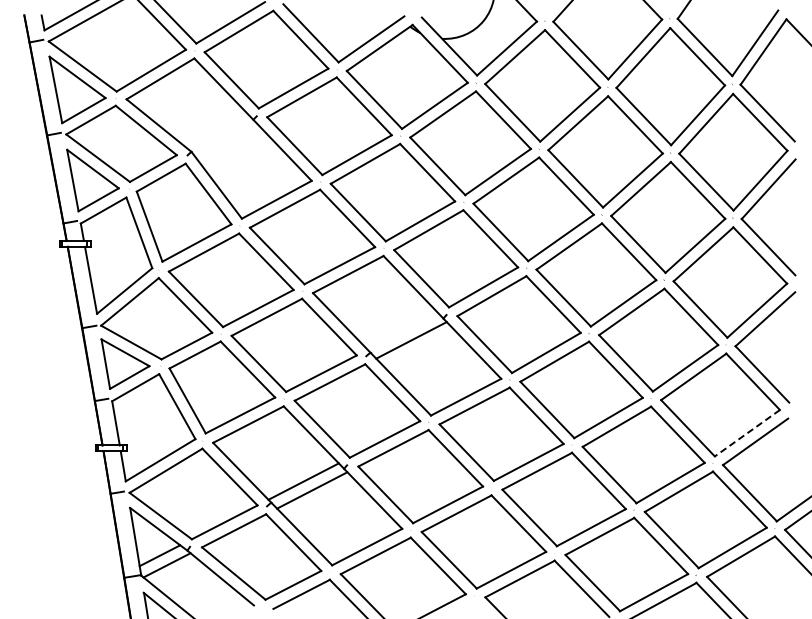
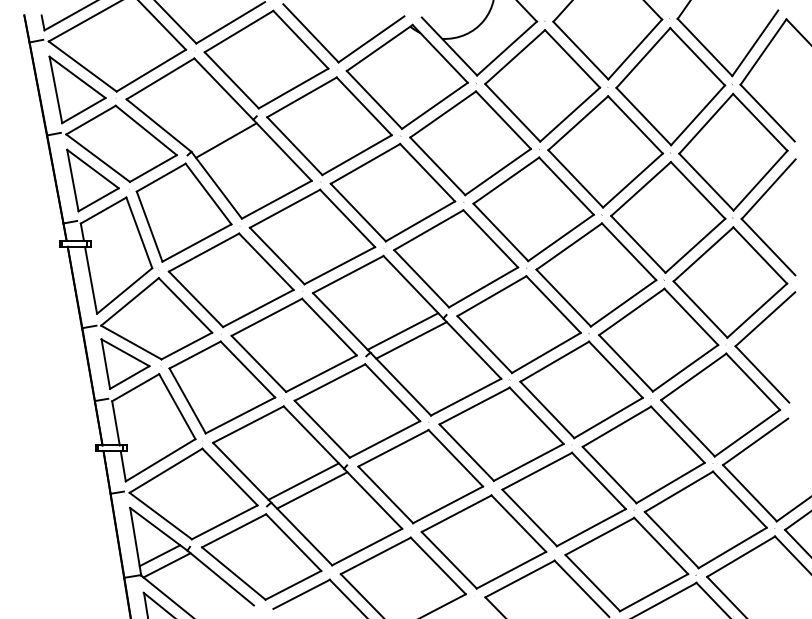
line: none -> present (226, 140)
line: none -> present (402, 331)
line: dashed -> solid (746, 433)
